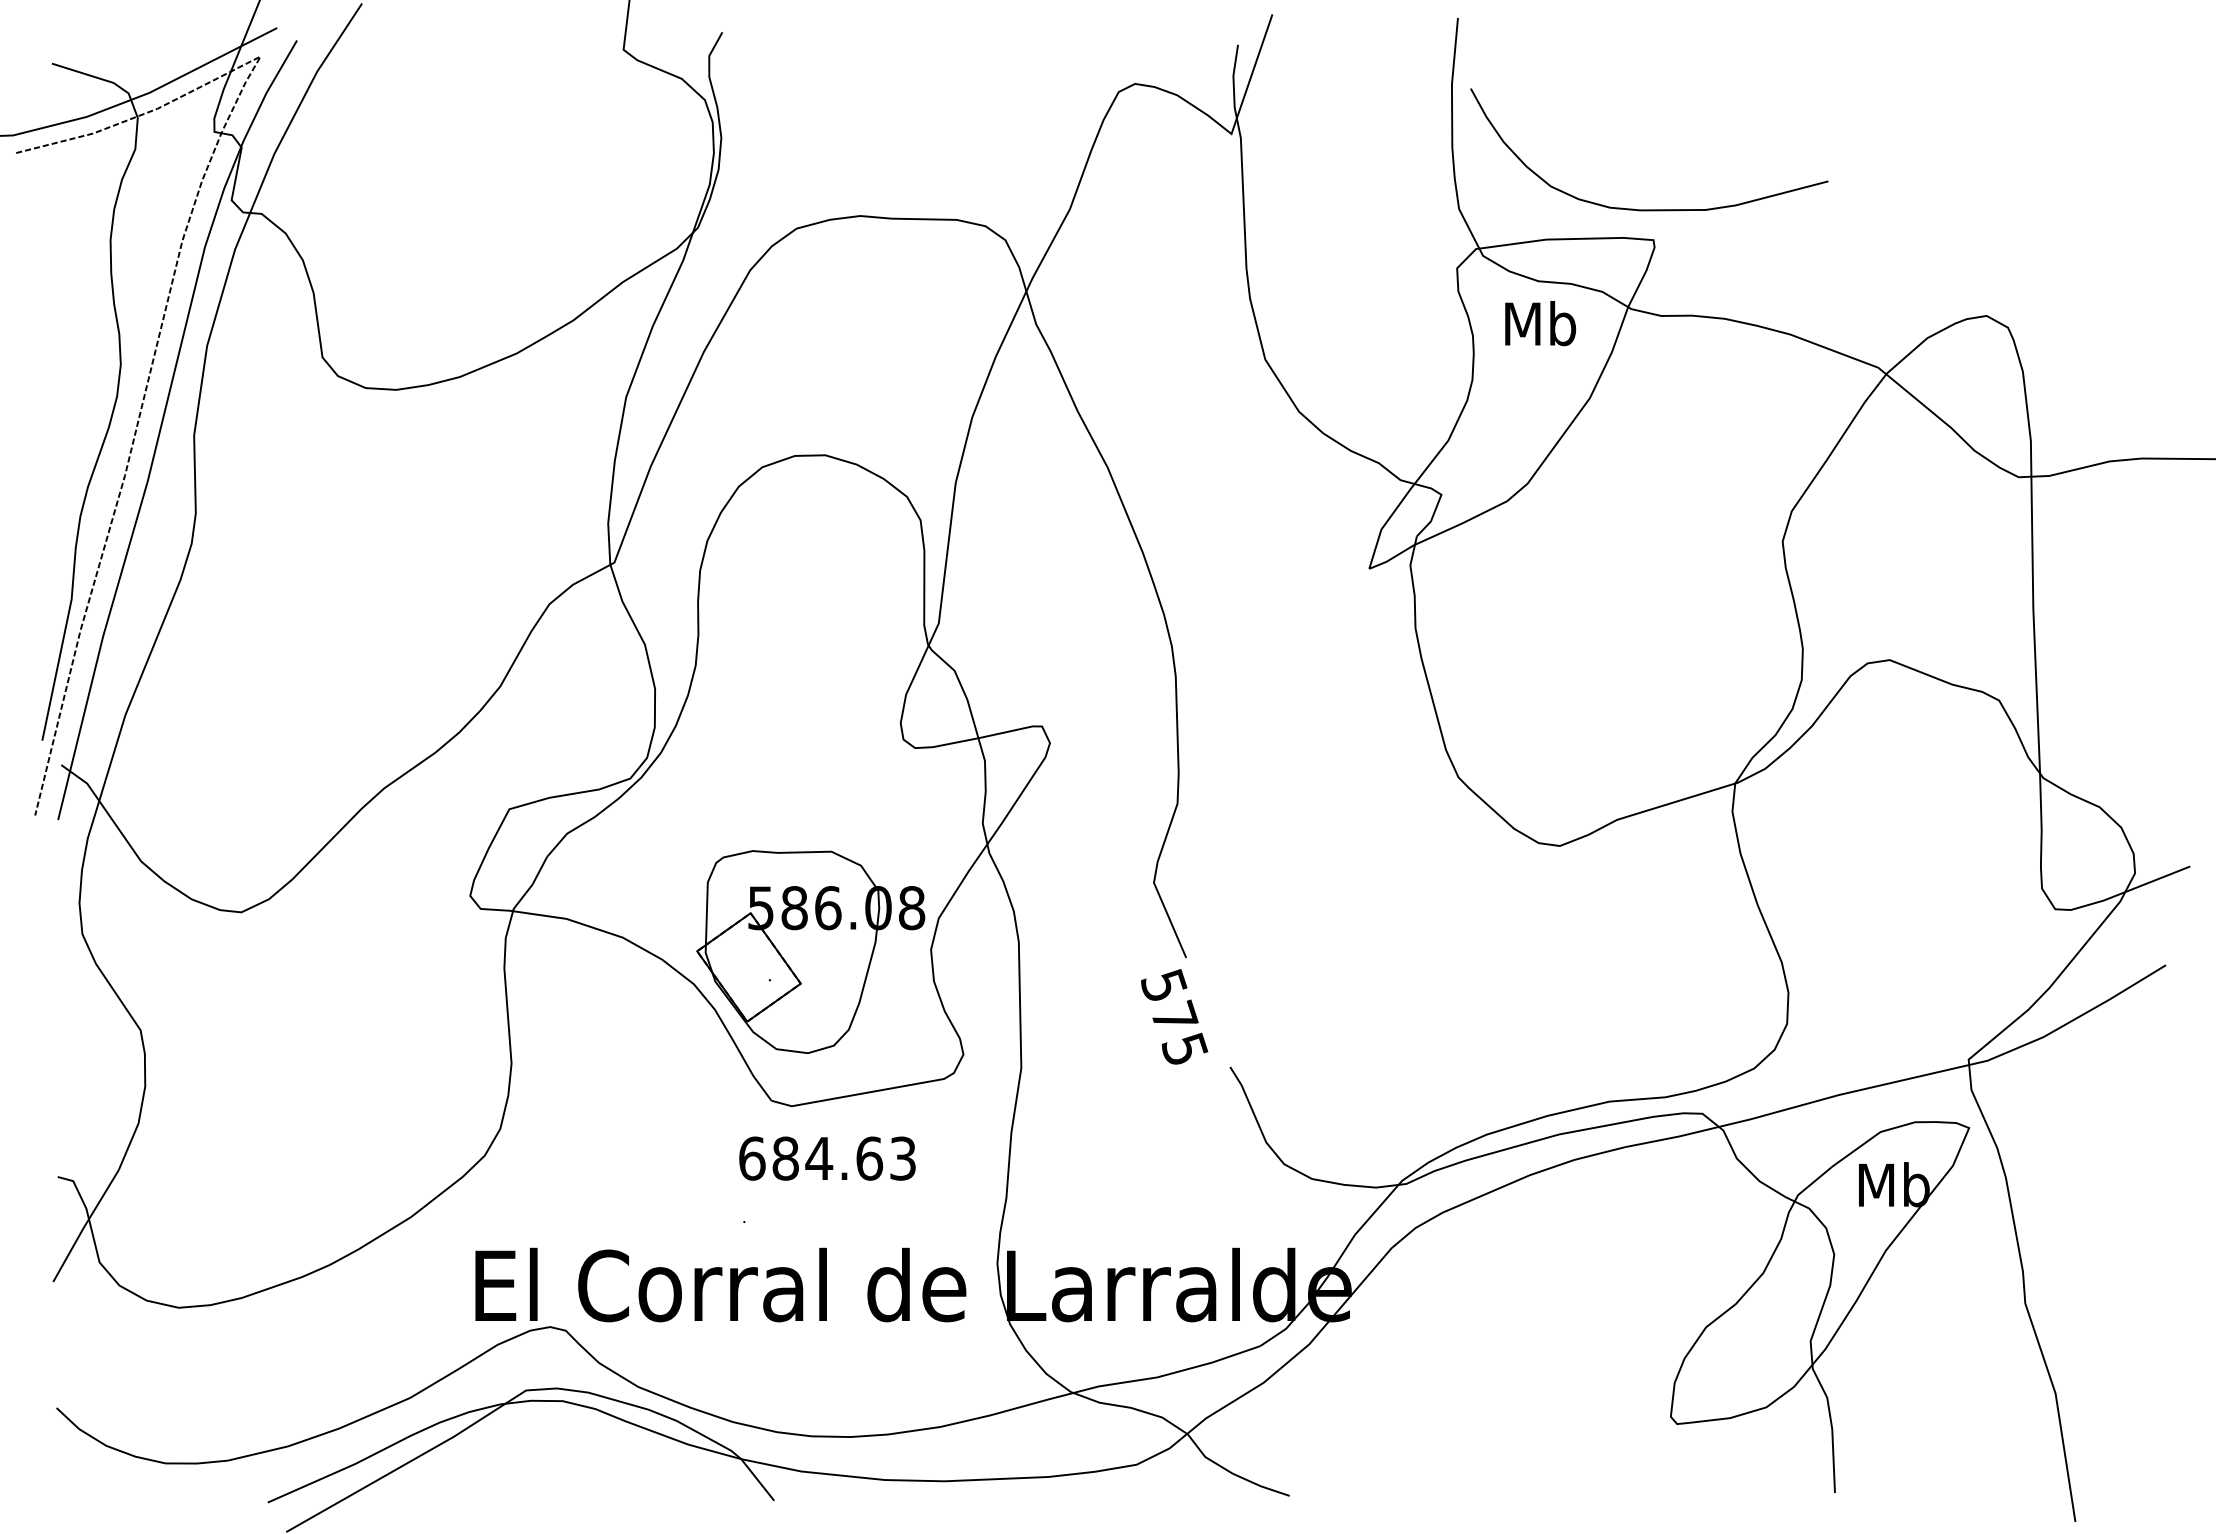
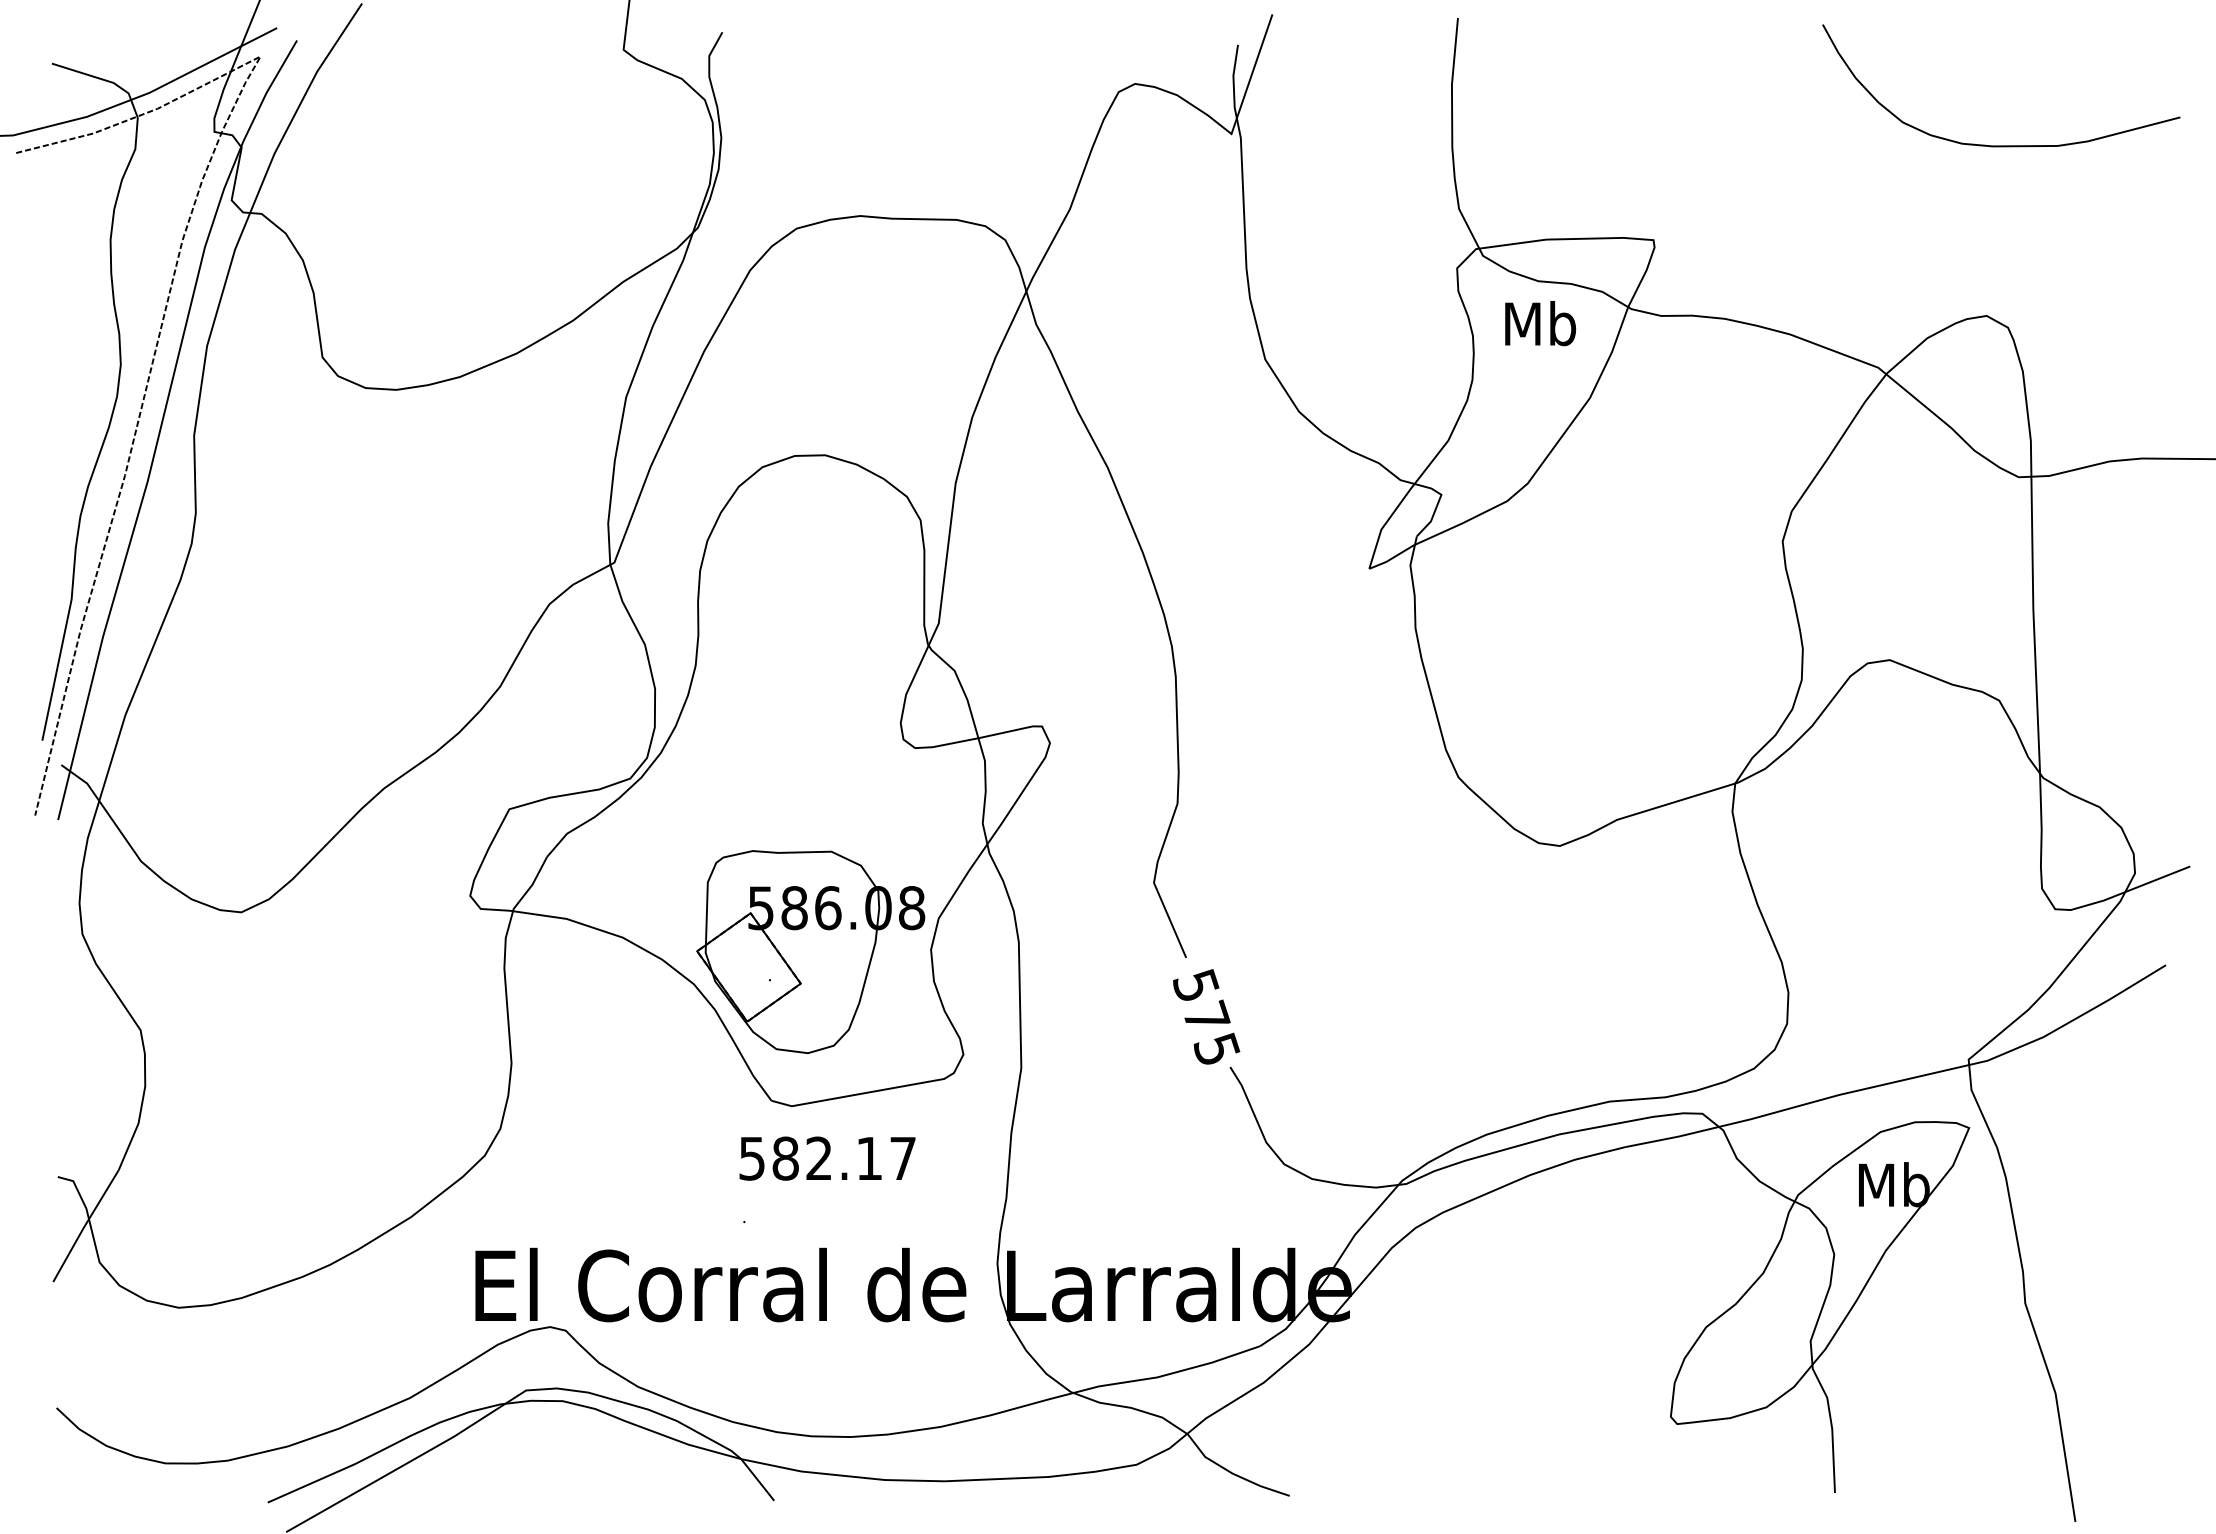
curve position: (1649, 209) -> (2001, 145) (2001, 145)
text position: (1174, 1016) -> (1206, 1016) (1206, 1016)
text: 684.63 -> 582.17 (827, 1158)
